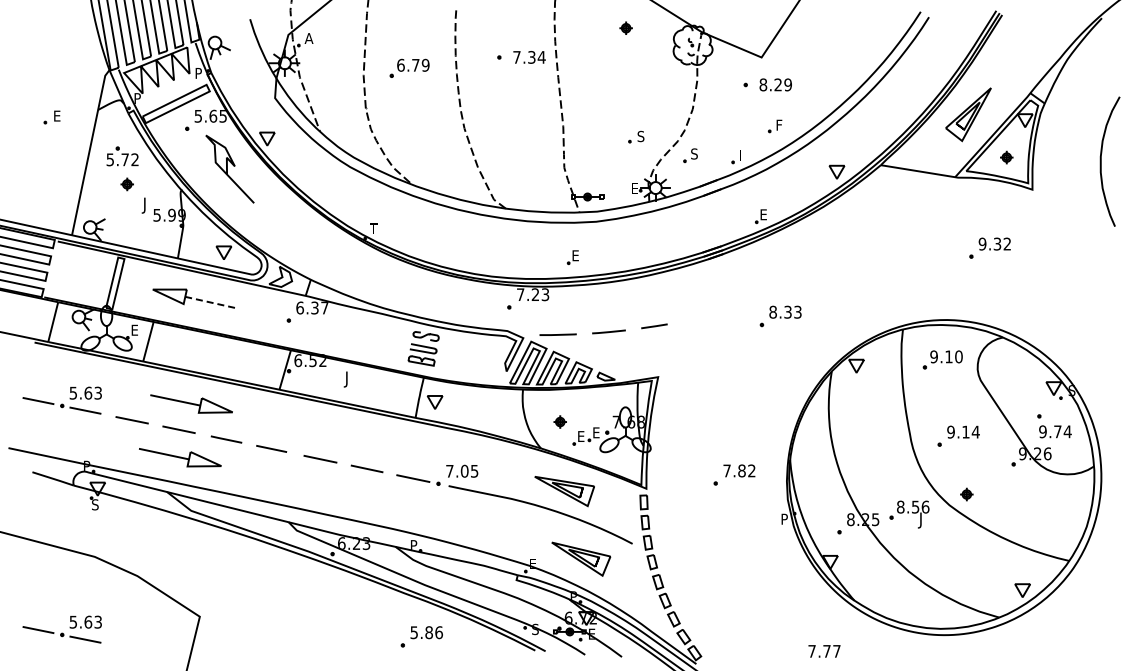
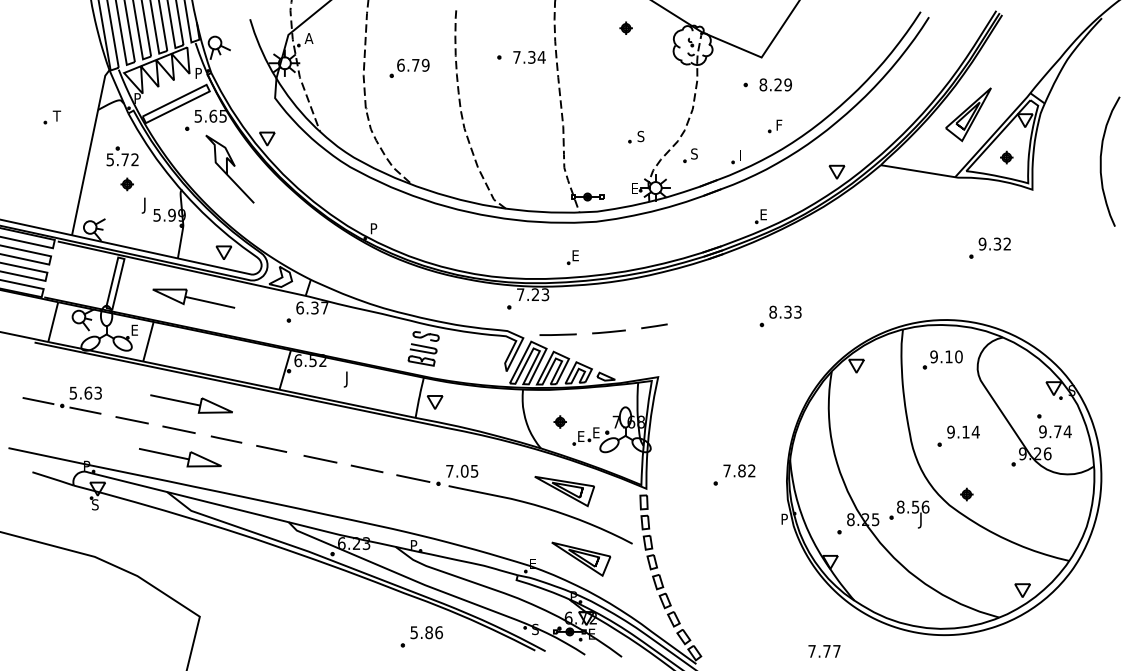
text: E -> T (56, 115)
text: T -> P (373, 228)
line: dashed -> solid (210, 302)
part: present -> none (61, 629)
